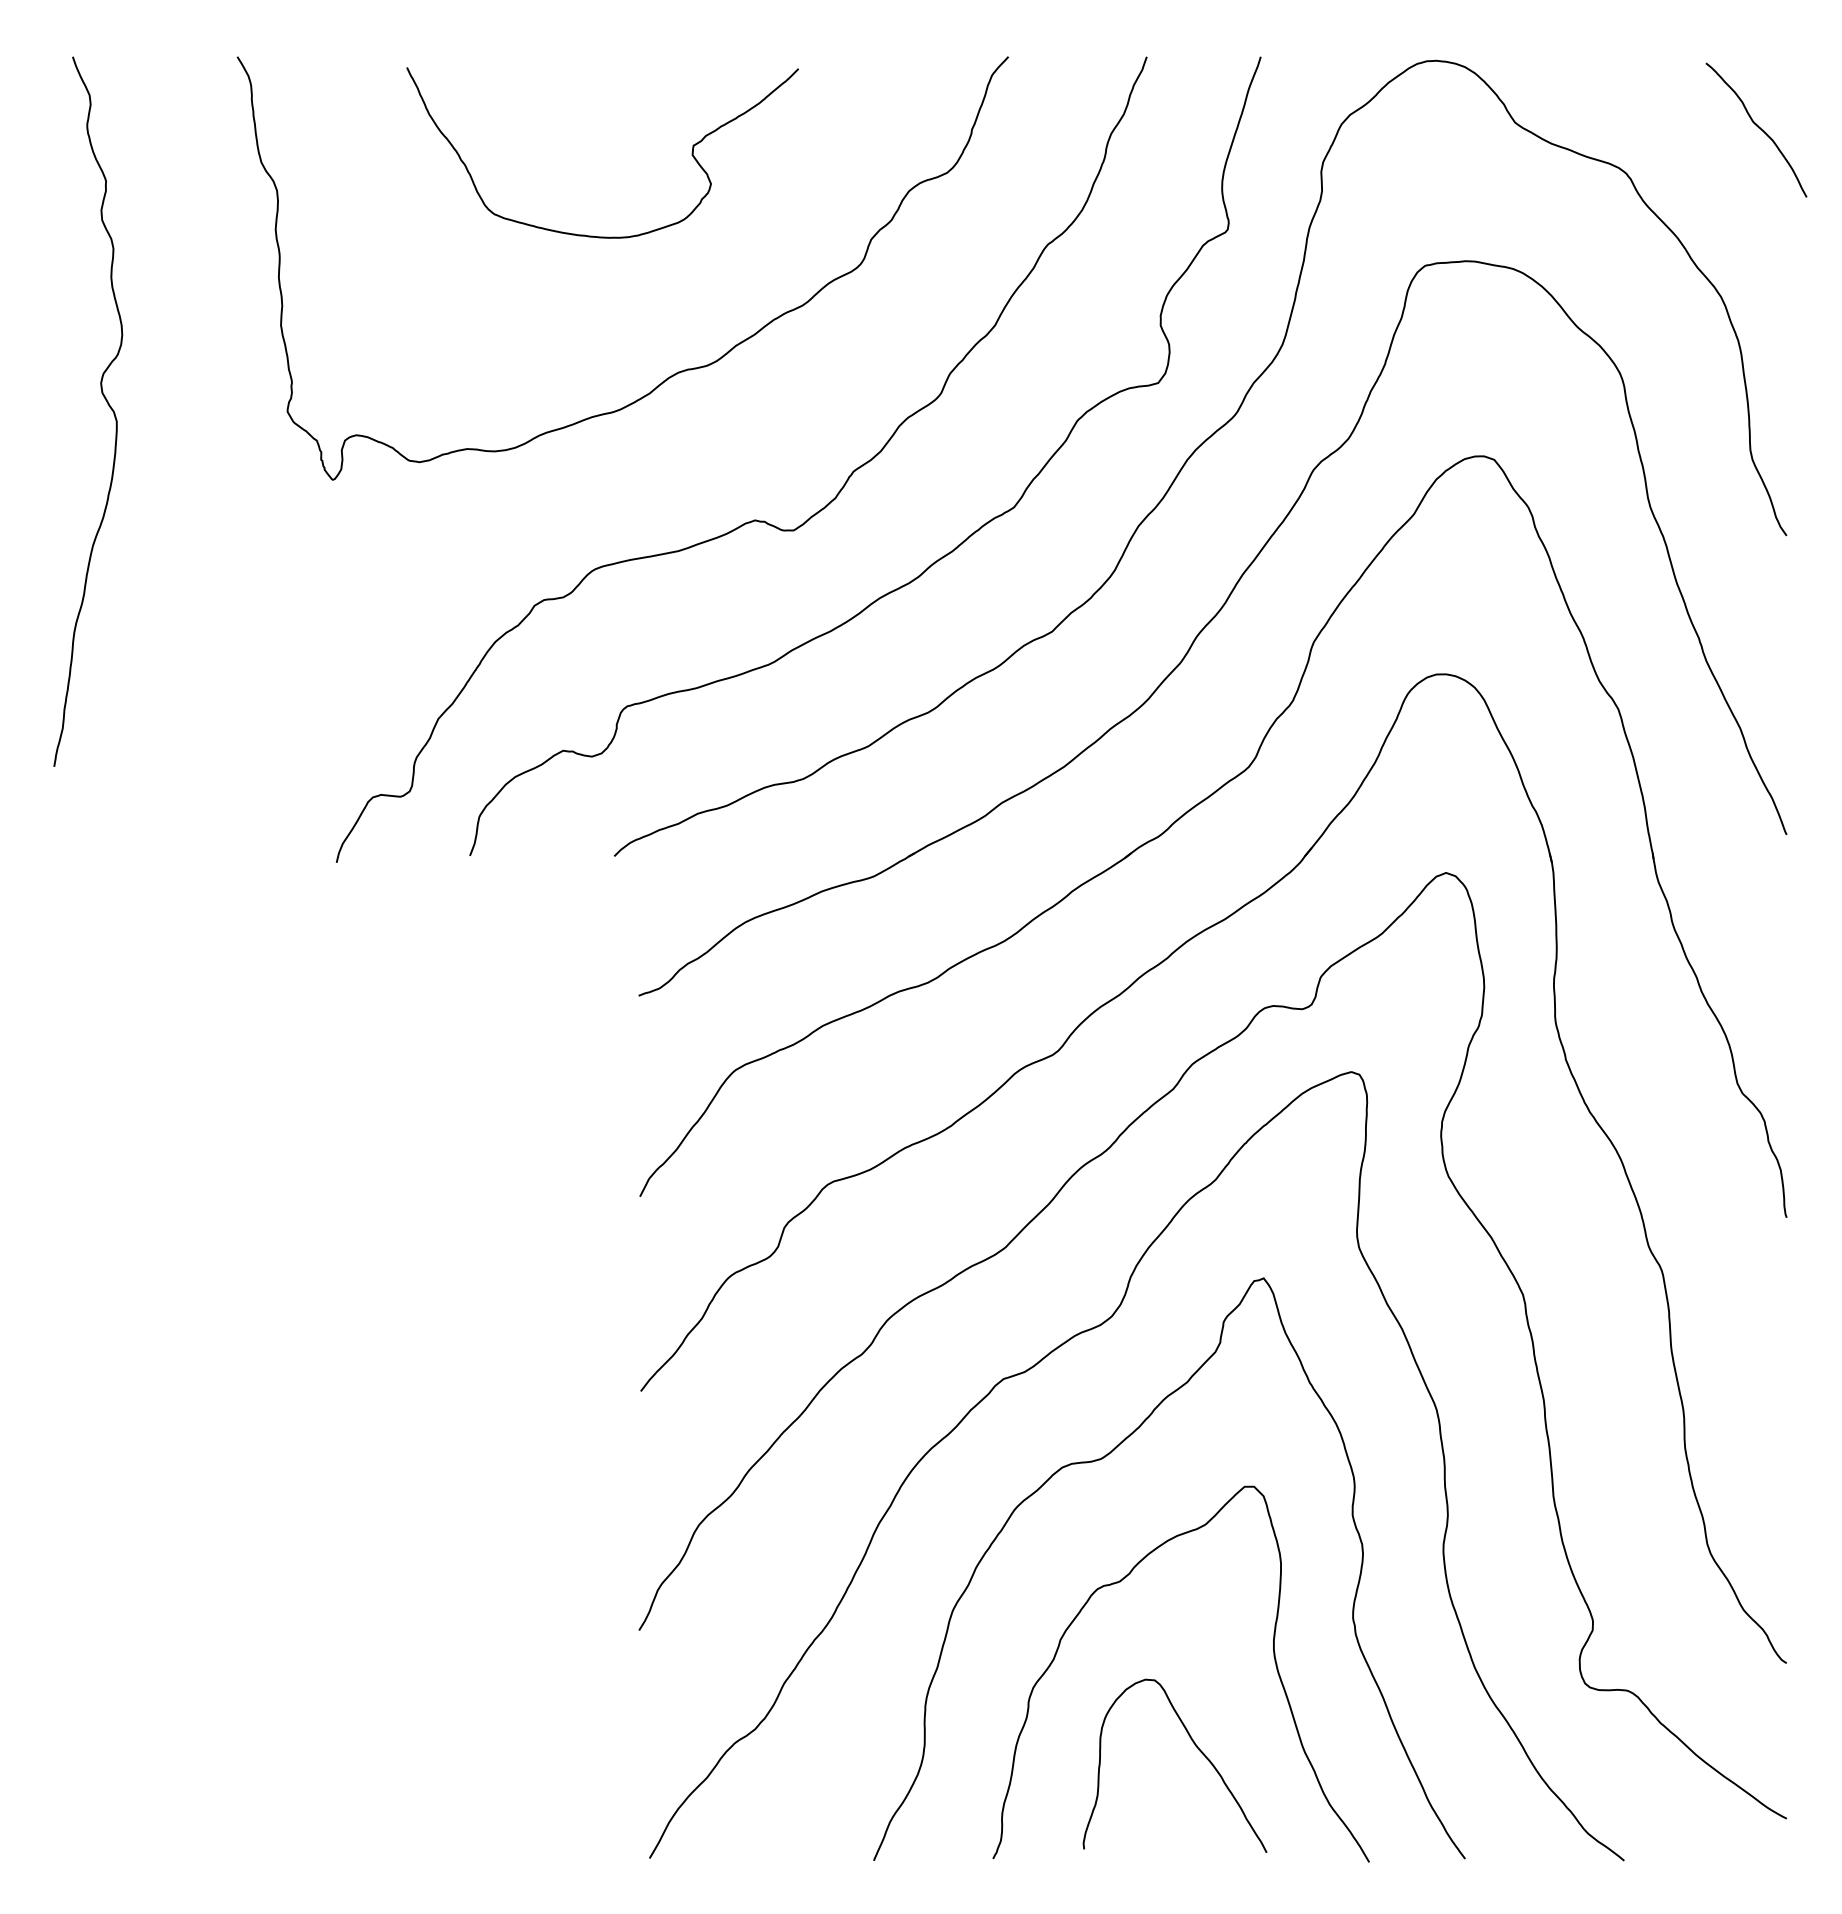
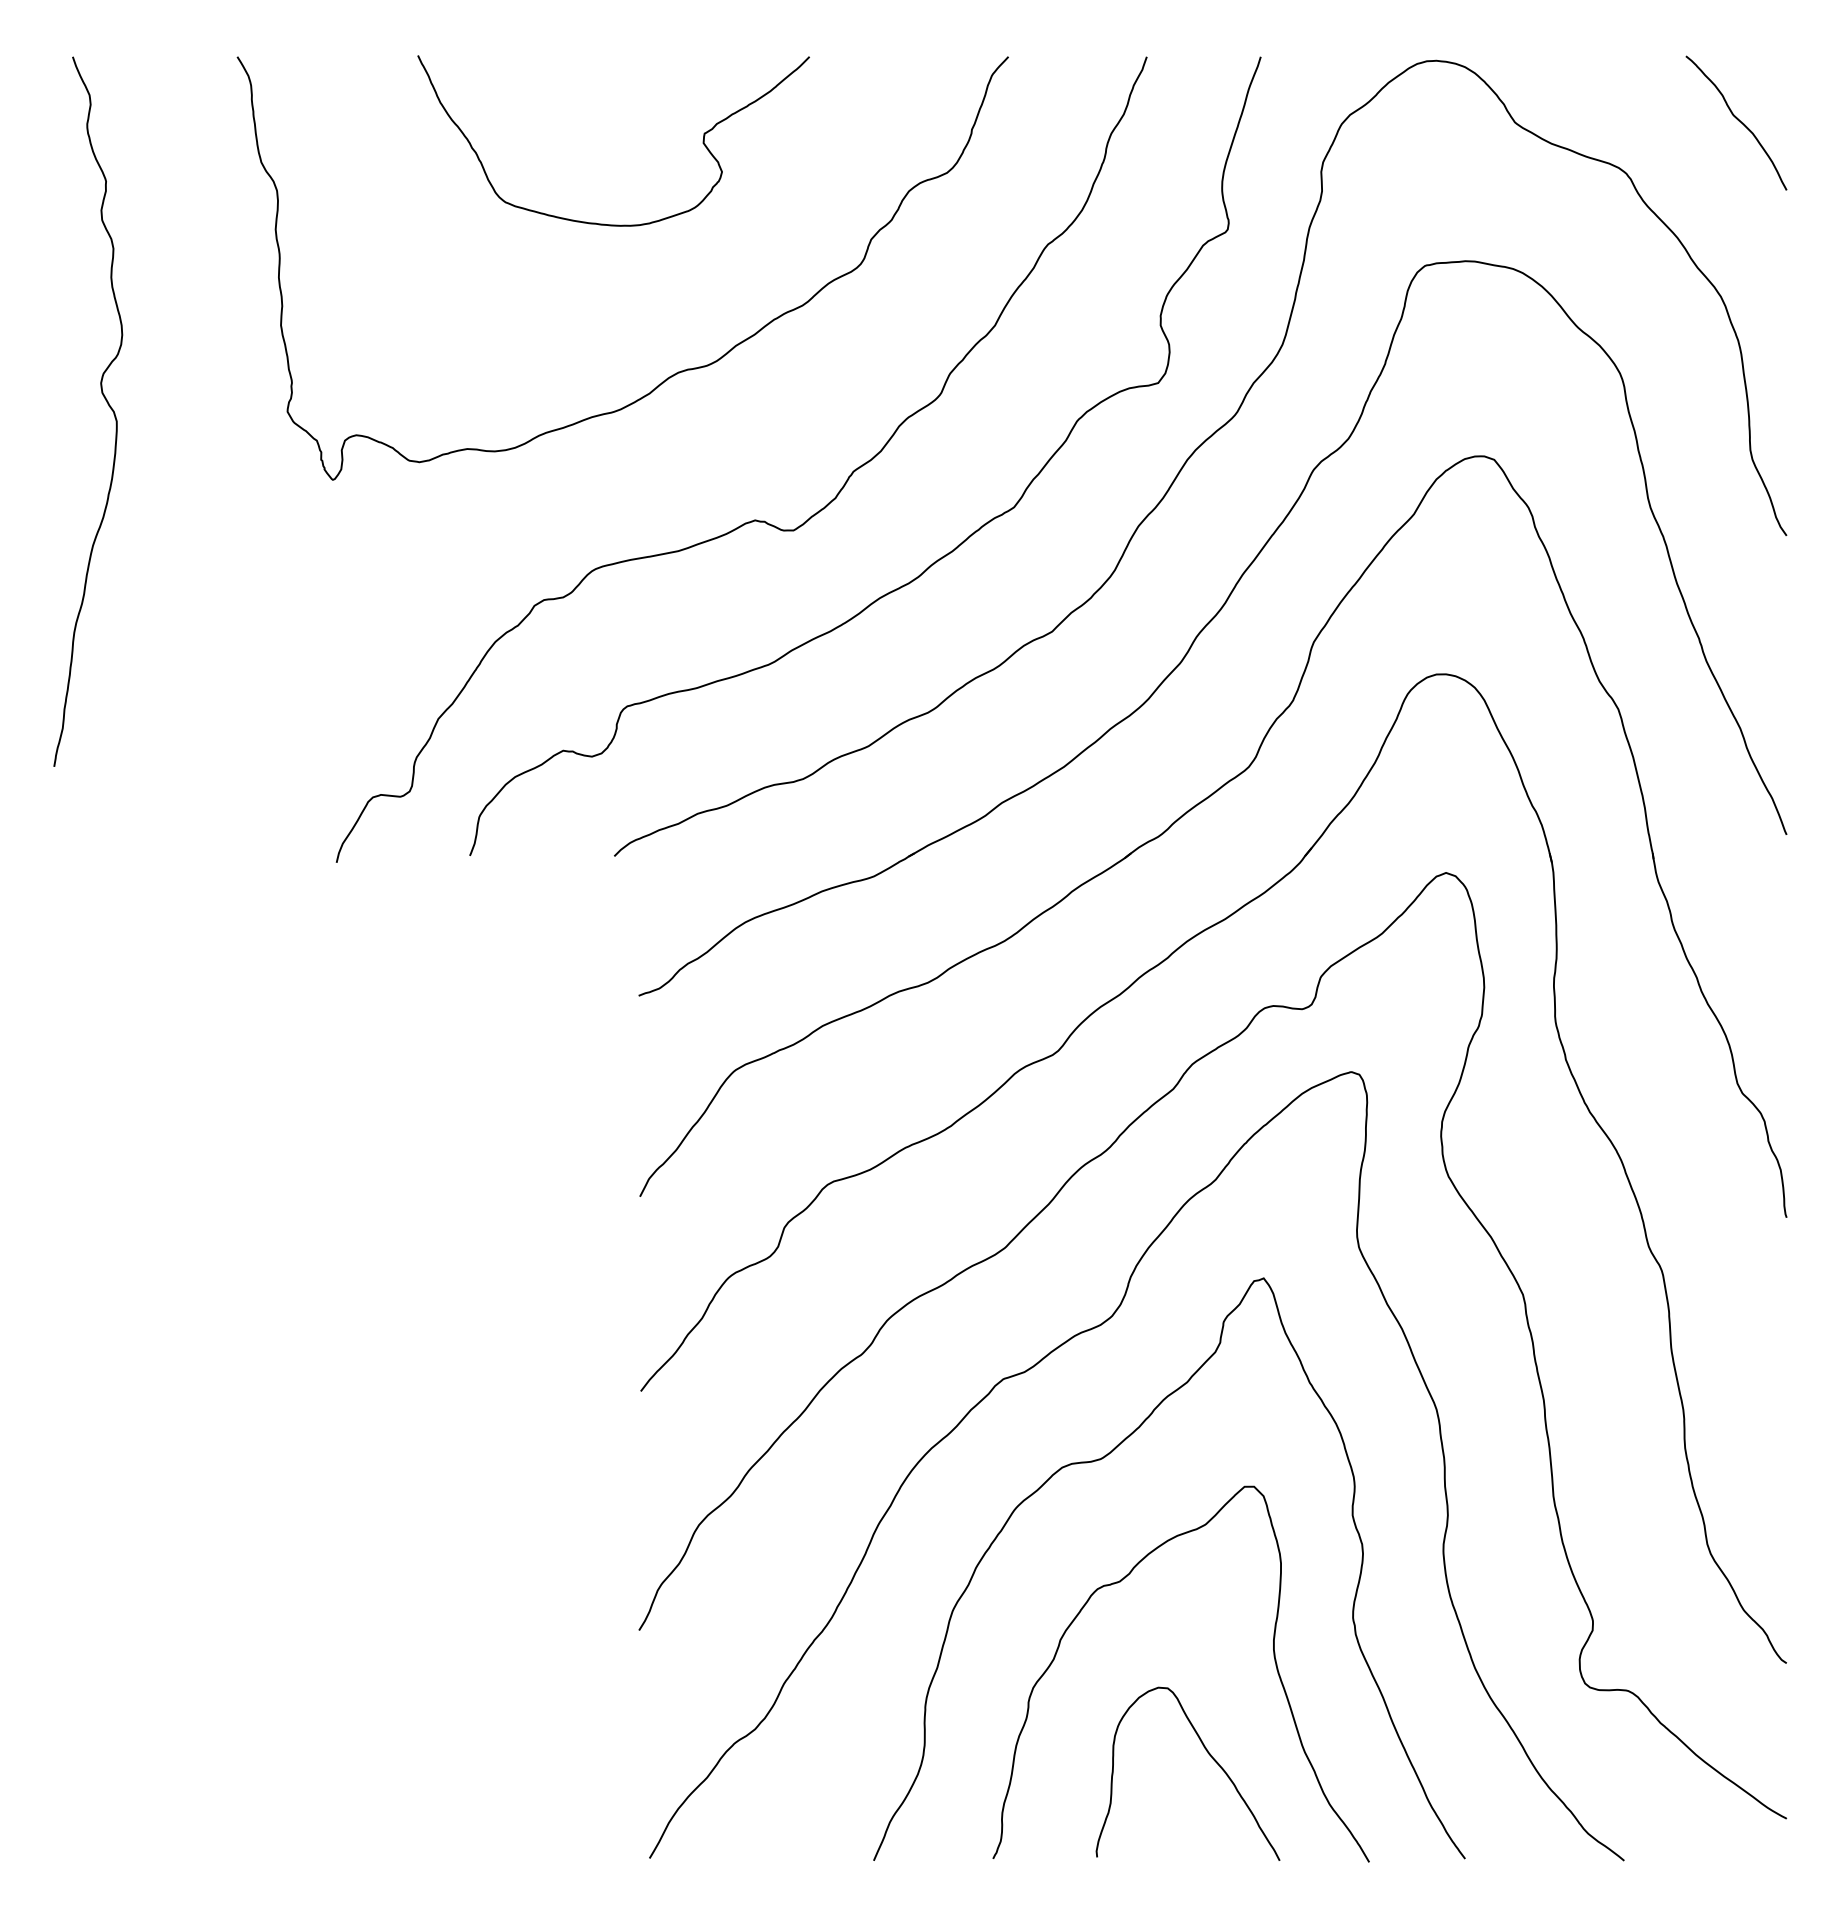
curve position: (1757, 127) -> (1737, 120) (1737, 120)
curve position: (593, 235) -> (604, 223) (604, 223)
curve position: (1194, 1745) -> (1207, 1753) (1207, 1753)
